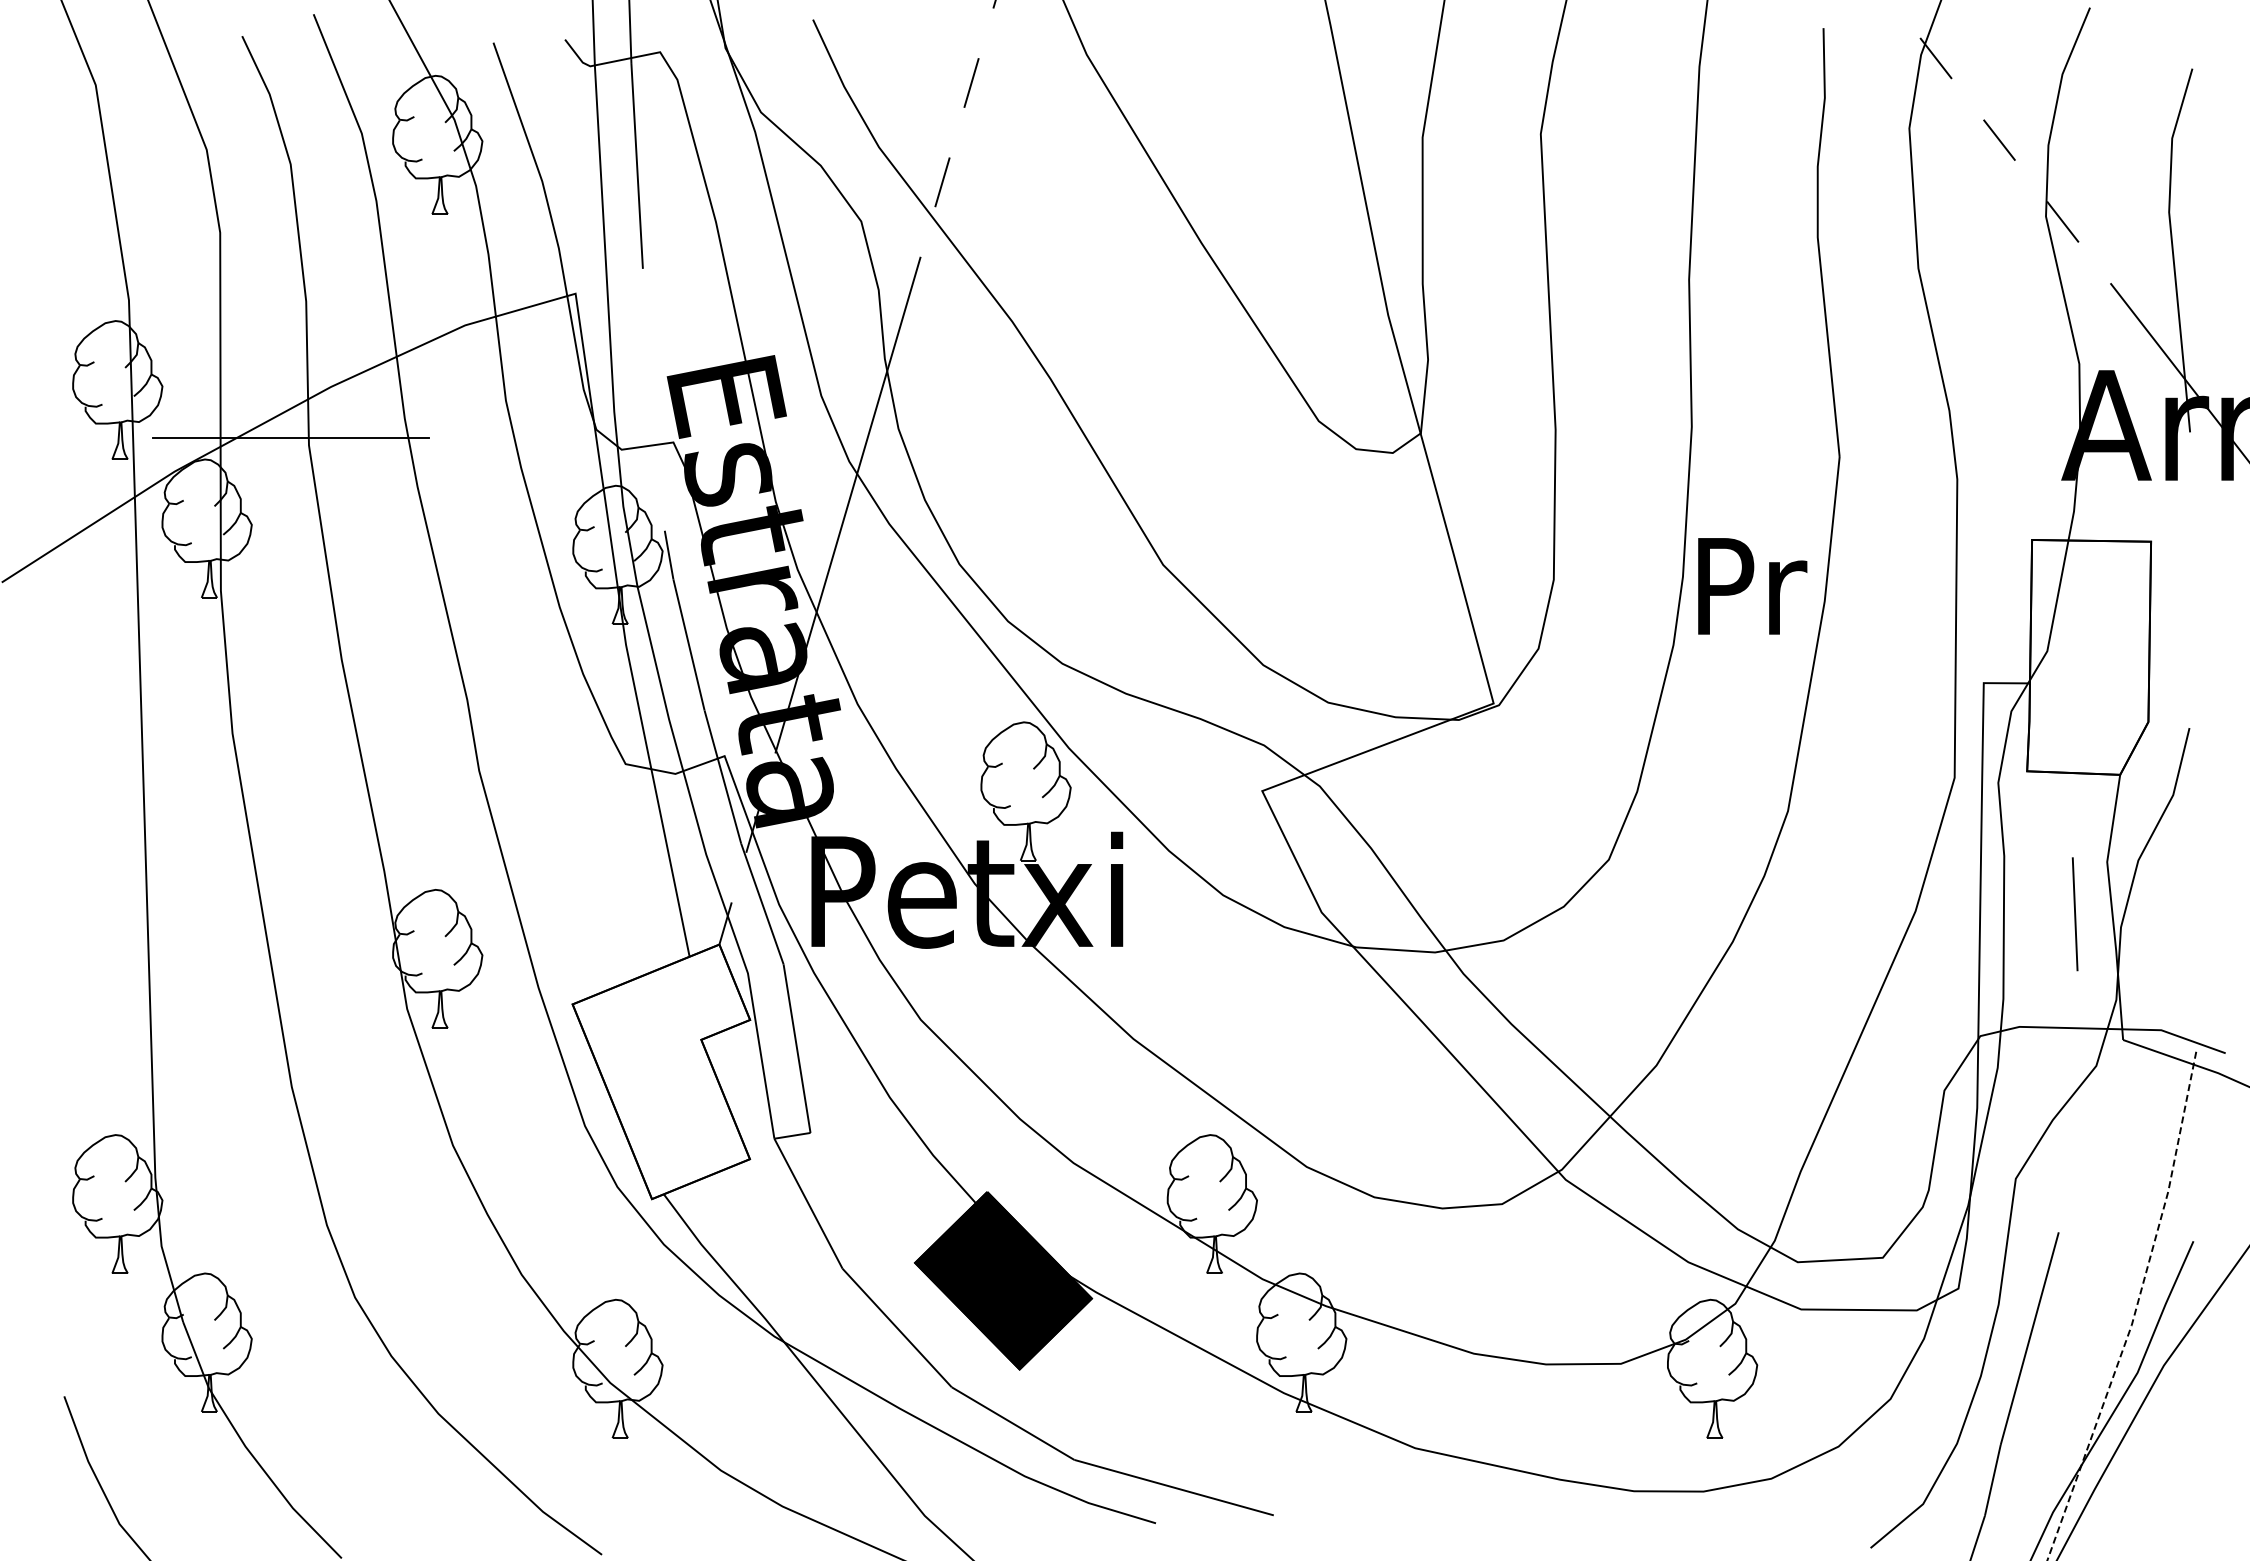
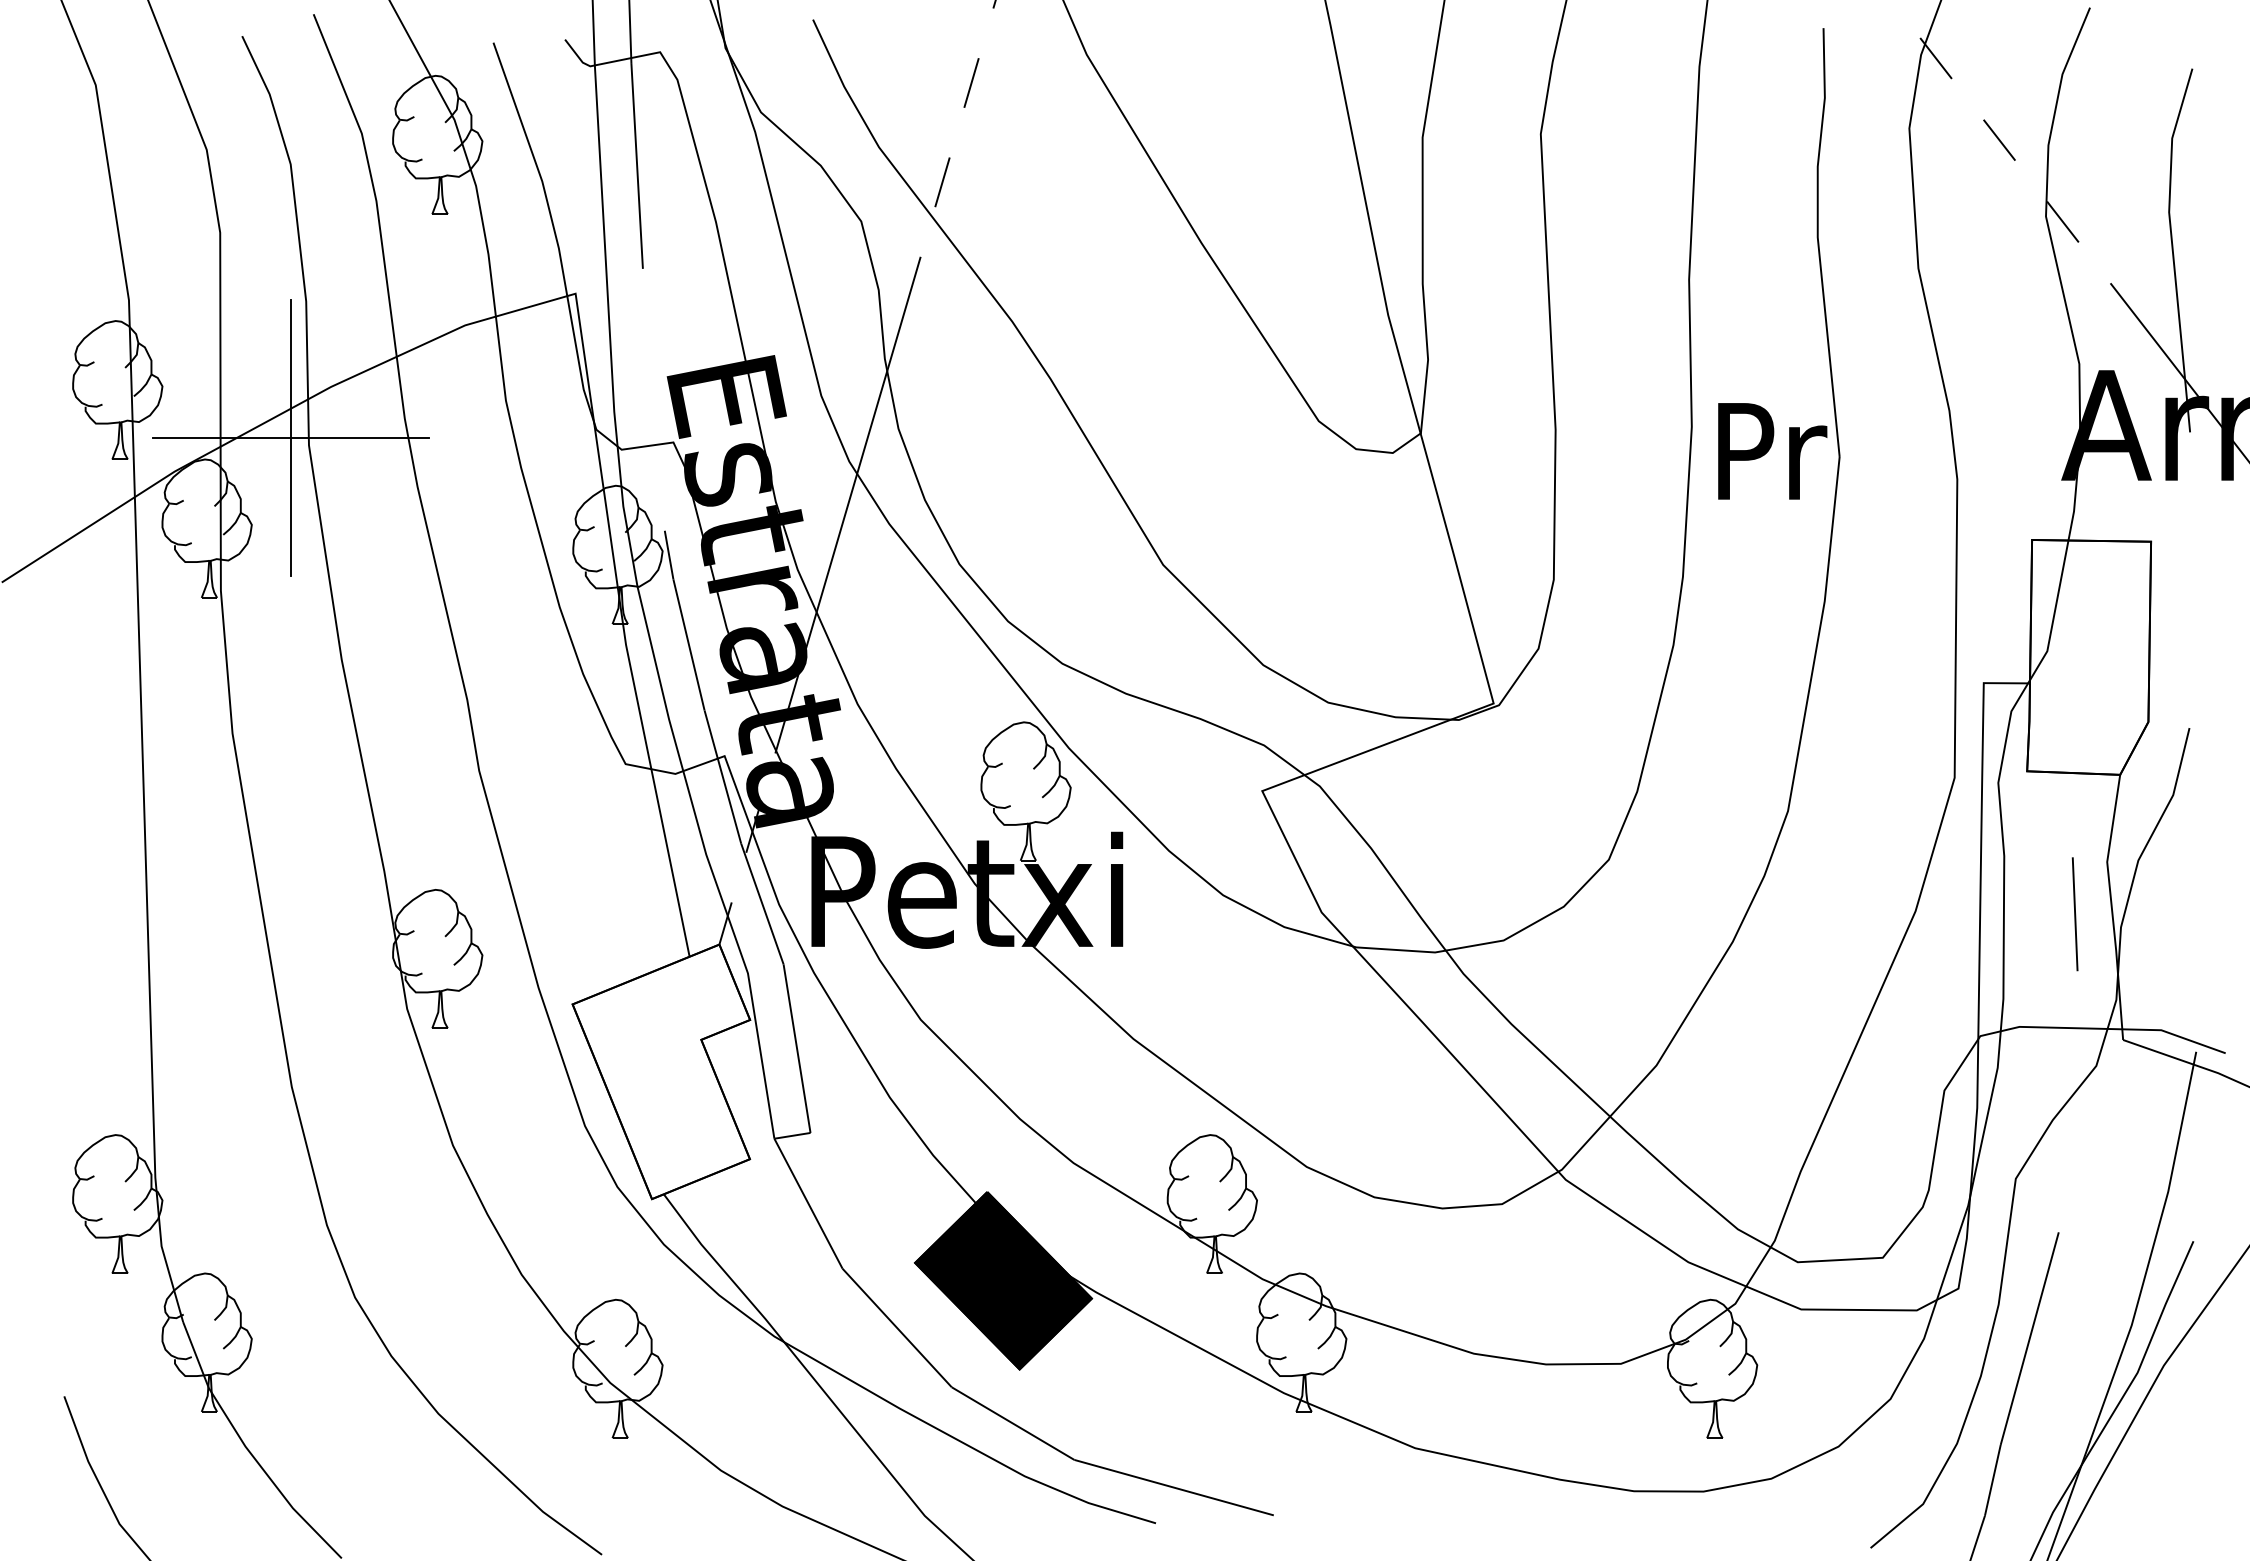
line: none -> present (291, 438)
text position: (1752, 586) -> (1772, 451) (1772, 451)
line: dashed -> solid (2135, 1310)
